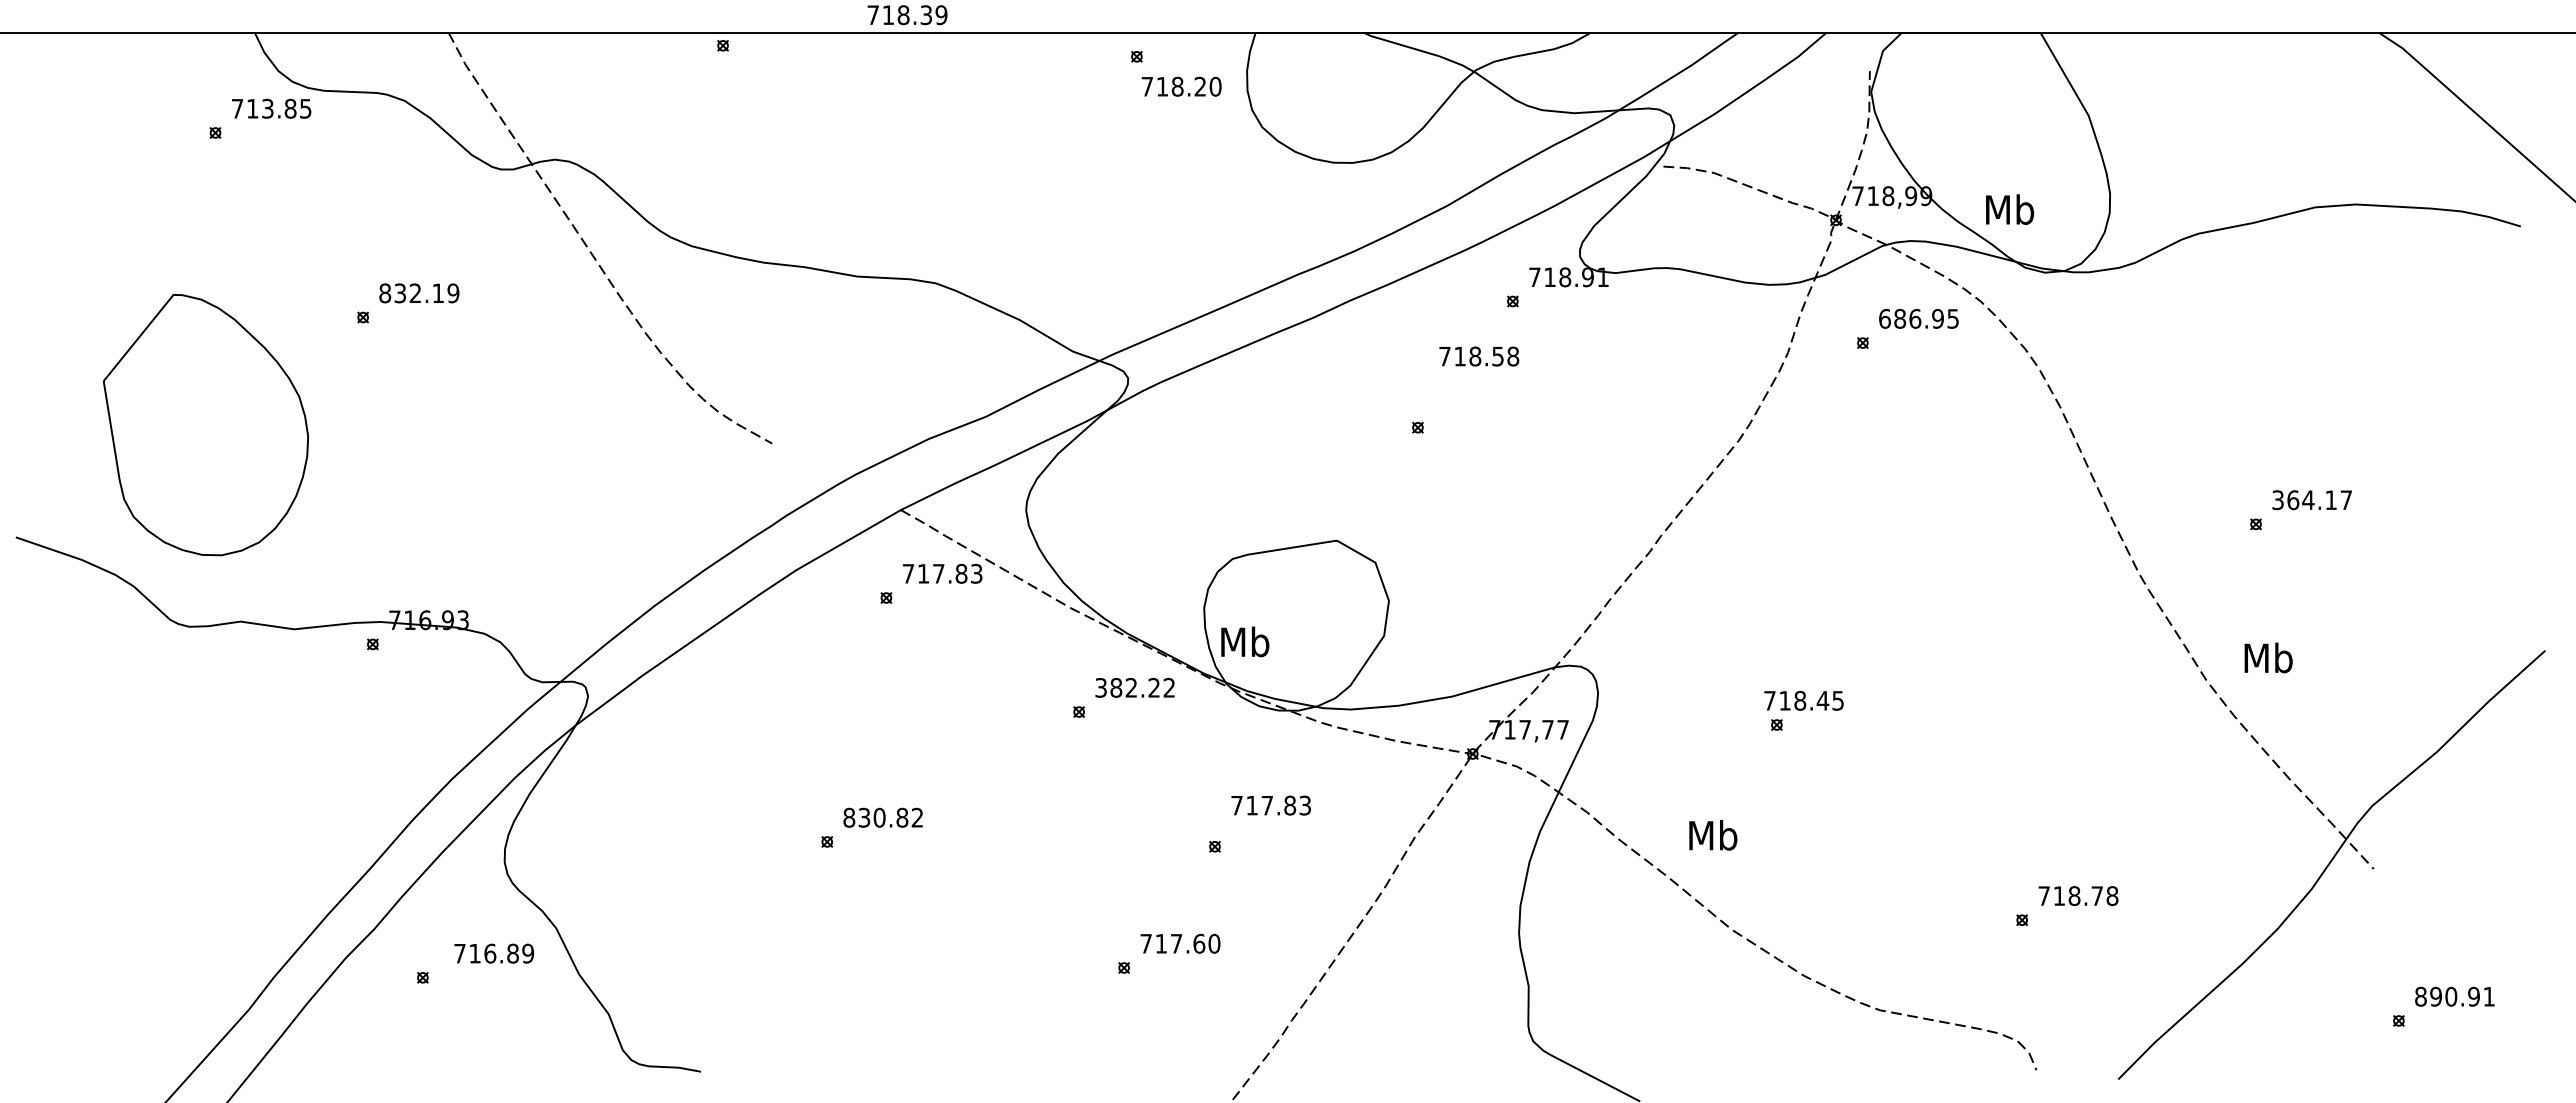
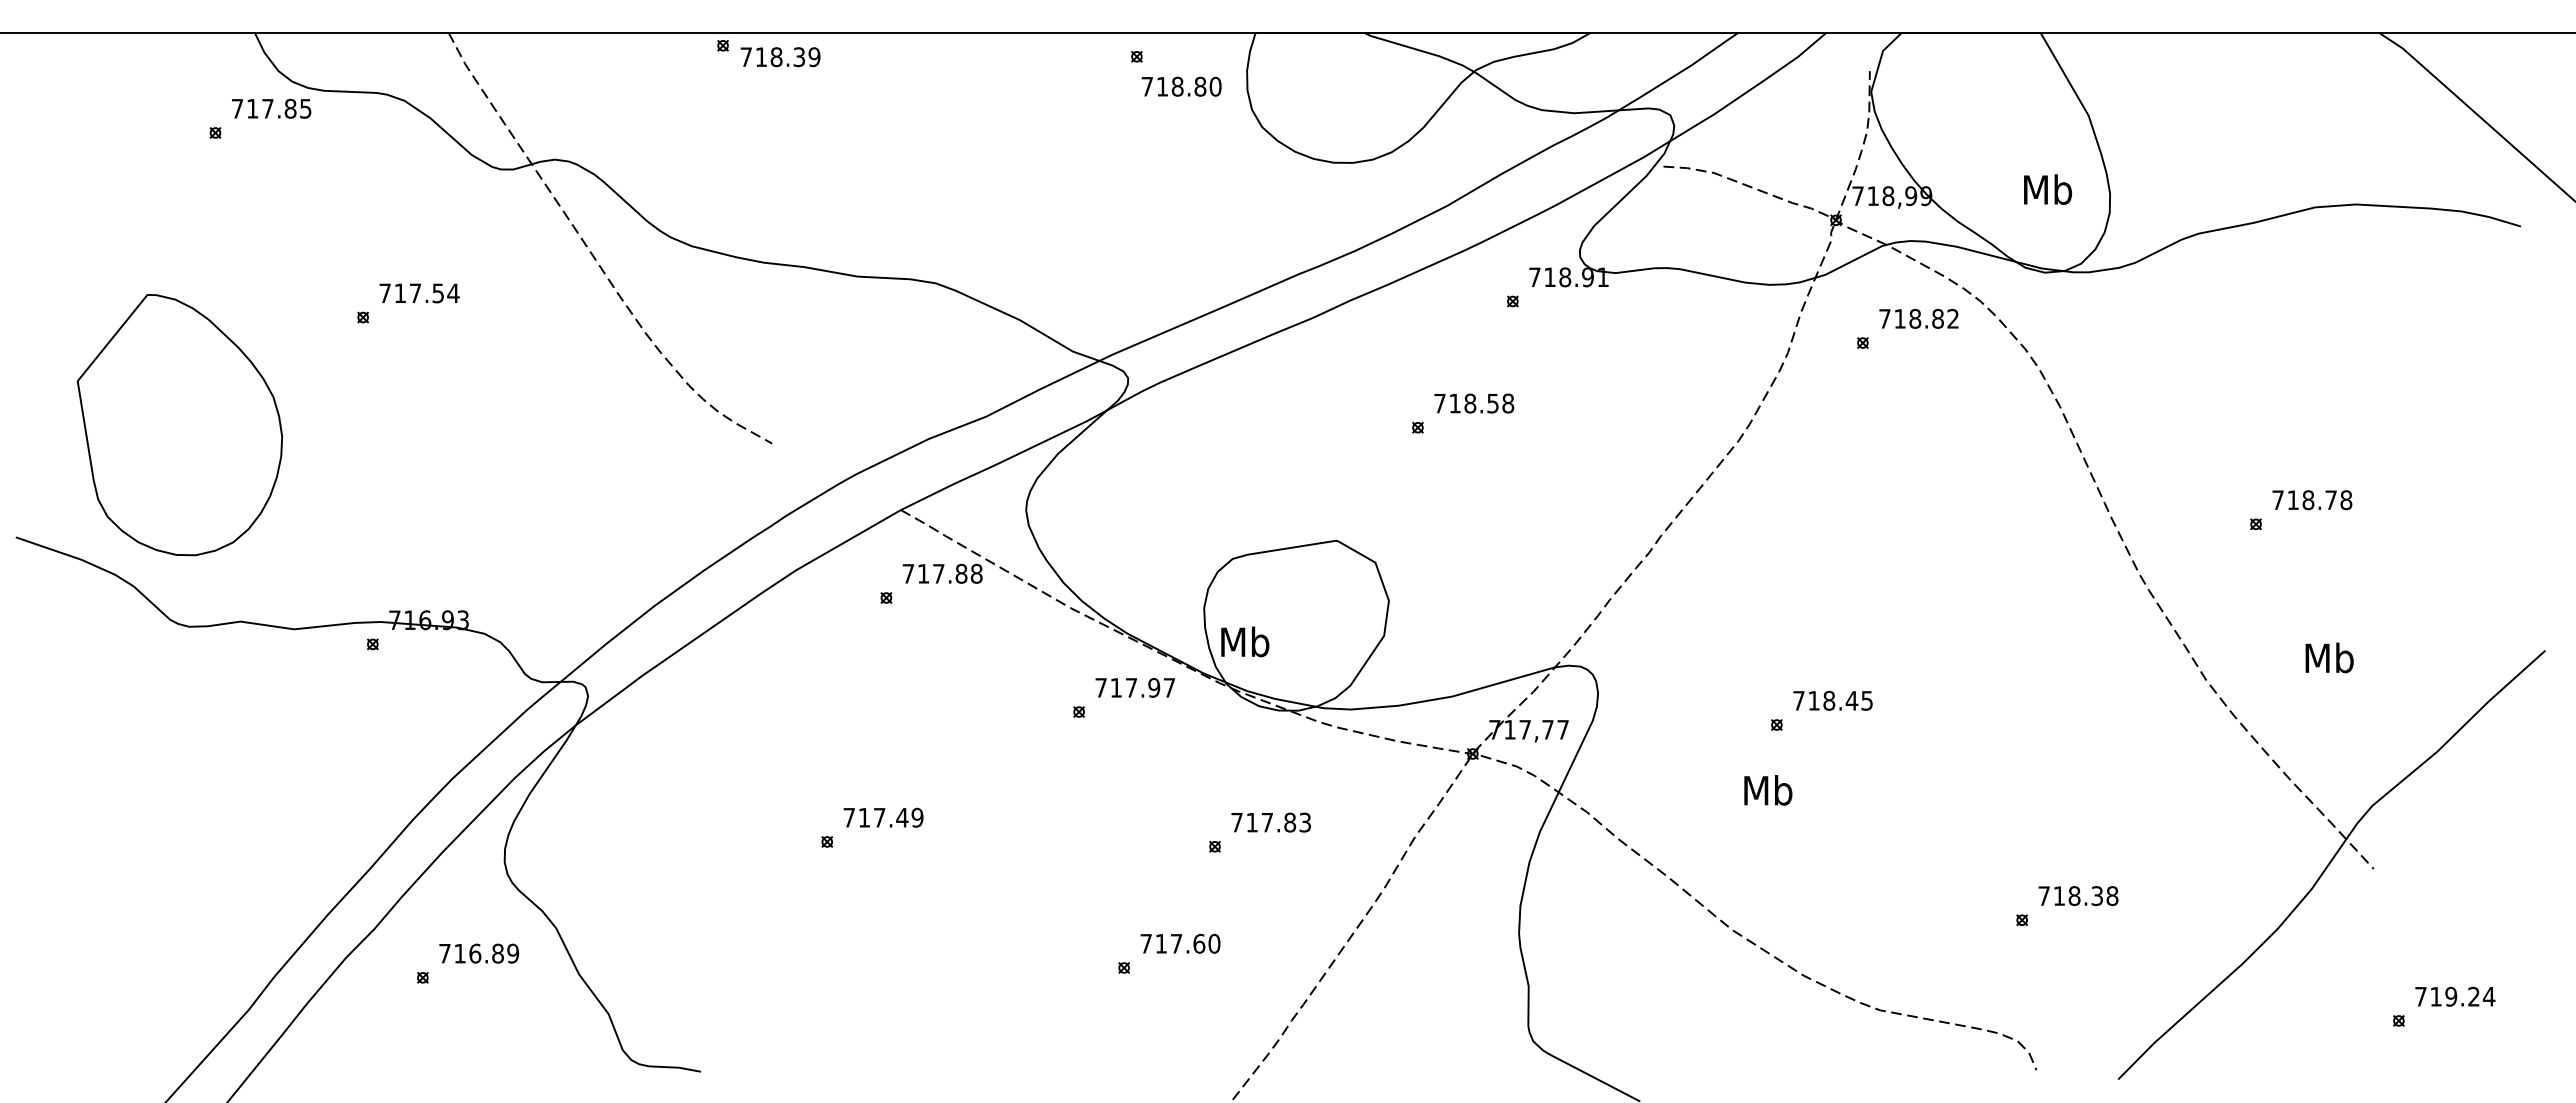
text position: (907, 15) -> (780, 57) (780, 57)
text: 718.20 -> 718.80 (1200, 86)
text: 713.85 -> 717.85 (267, 108)
text position: (2010, 209) -> (2048, 189) (2048, 189)
text: 832.19 -> 717.54 (419, 293)
text: 686.95 -> 718.82 (1918, 318)
text position: (1479, 356) -> (1474, 403) (1474, 403)
part position: (205, 425) -> (179, 425) (179, 425)
text: 364.17 -> 718.78 (2312, 500)
text: 717.83 -> 717.88 (976, 573)
text position: (2268, 657) -> (2329, 657) (2329, 657)
text: 382.22 -> 717.97 (1134, 687)
text position: (1803, 700) -> (1832, 700) (1832, 700)
text position: (1270, 805) -> (1270, 822) (1270, 822)
text: 830.82 -> 717.49 (883, 817)
text position: (1713, 835) -> (1768, 790) (1768, 790)
text: 718.78 -> 718.38 (2096, 896)
text position: (494, 953) -> (479, 953) (479, 953)
text: 890.91 -> 719.24 (2455, 996)
